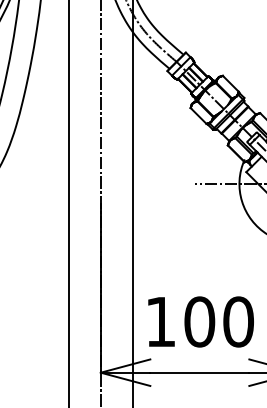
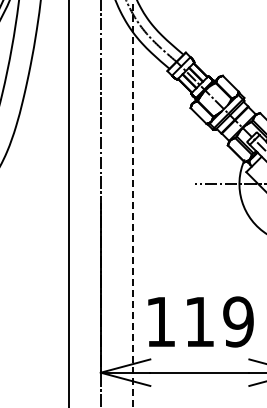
line: solid -> dashed (132, 203)
text: 100 -> 119 (218, 321)
